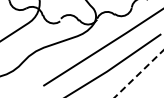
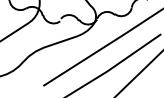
line: dashed -> solid (139, 73)
